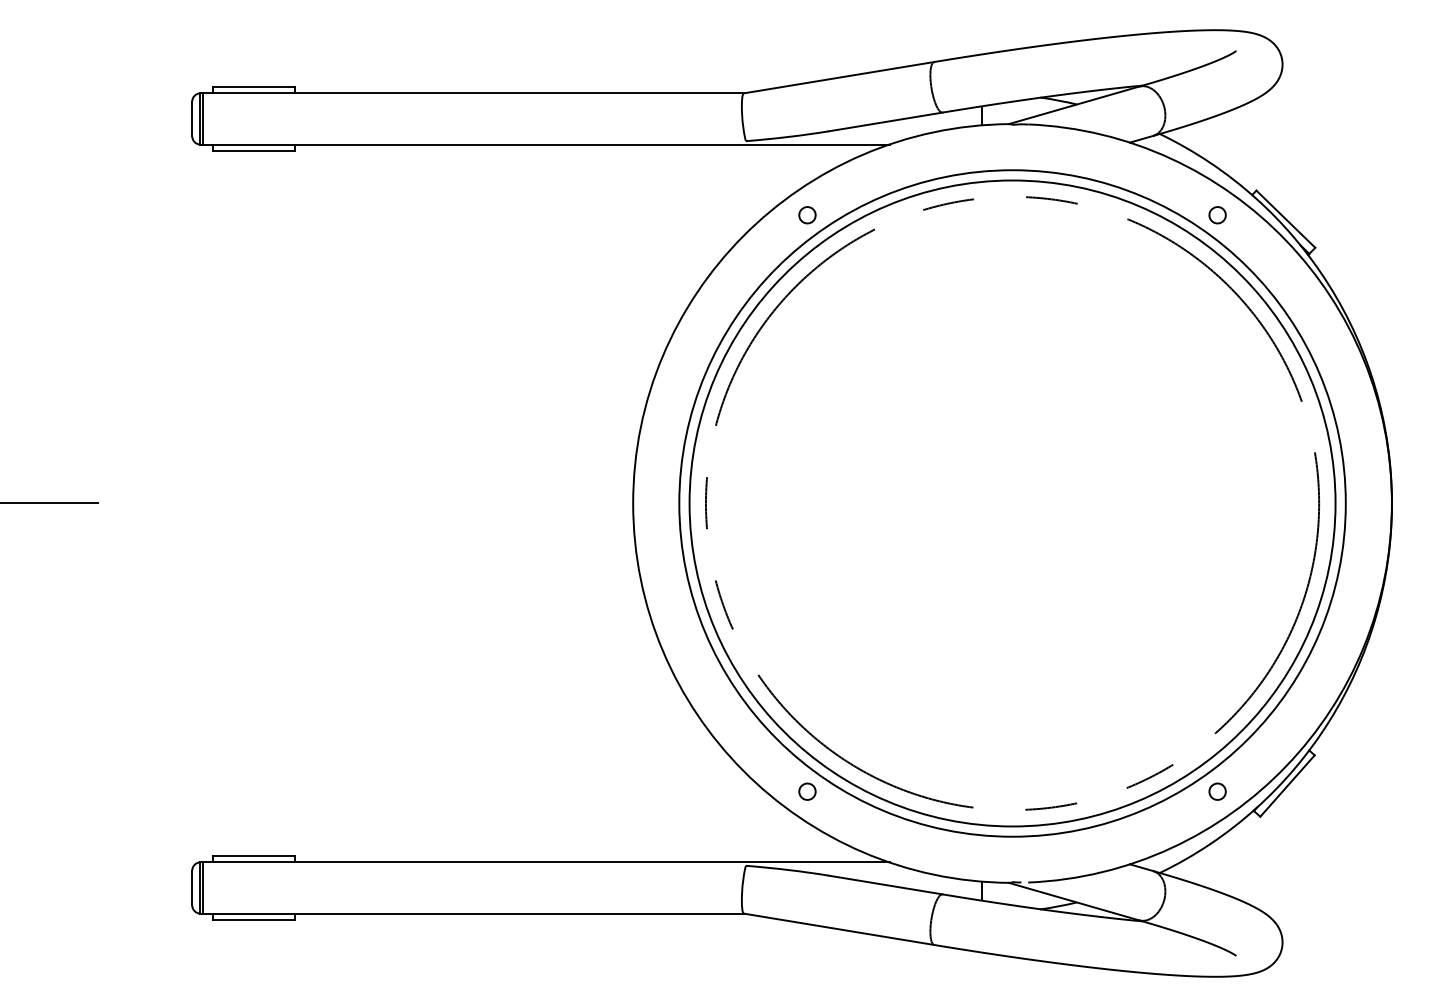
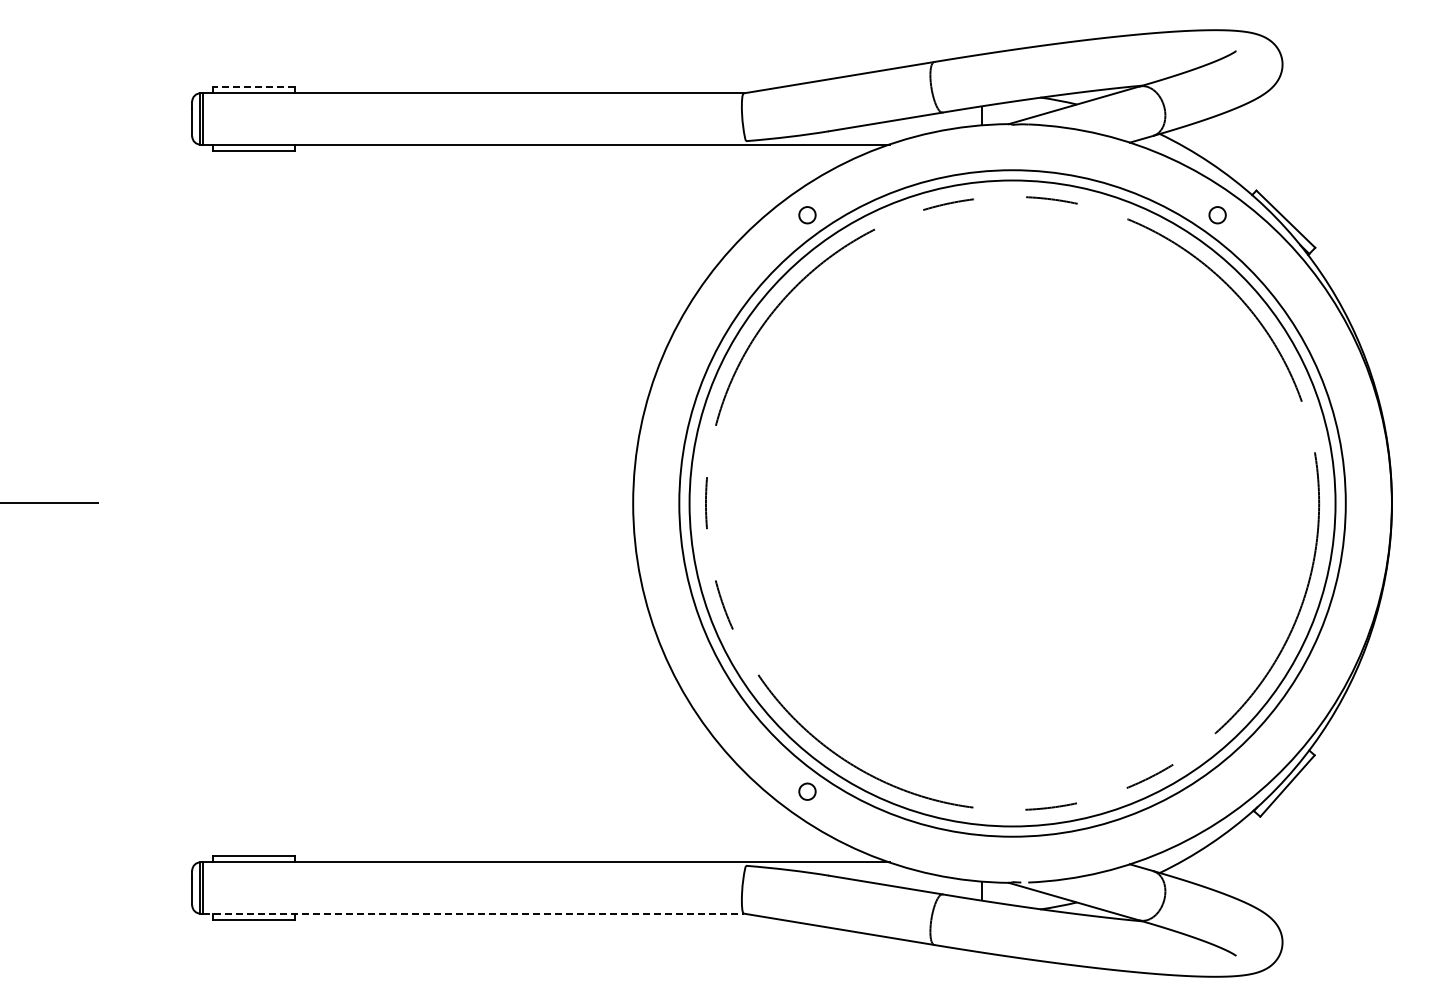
line: solid -> dashed (253, 87)
part: present -> none (1217, 791)
line: solid -> dashed (473, 913)
